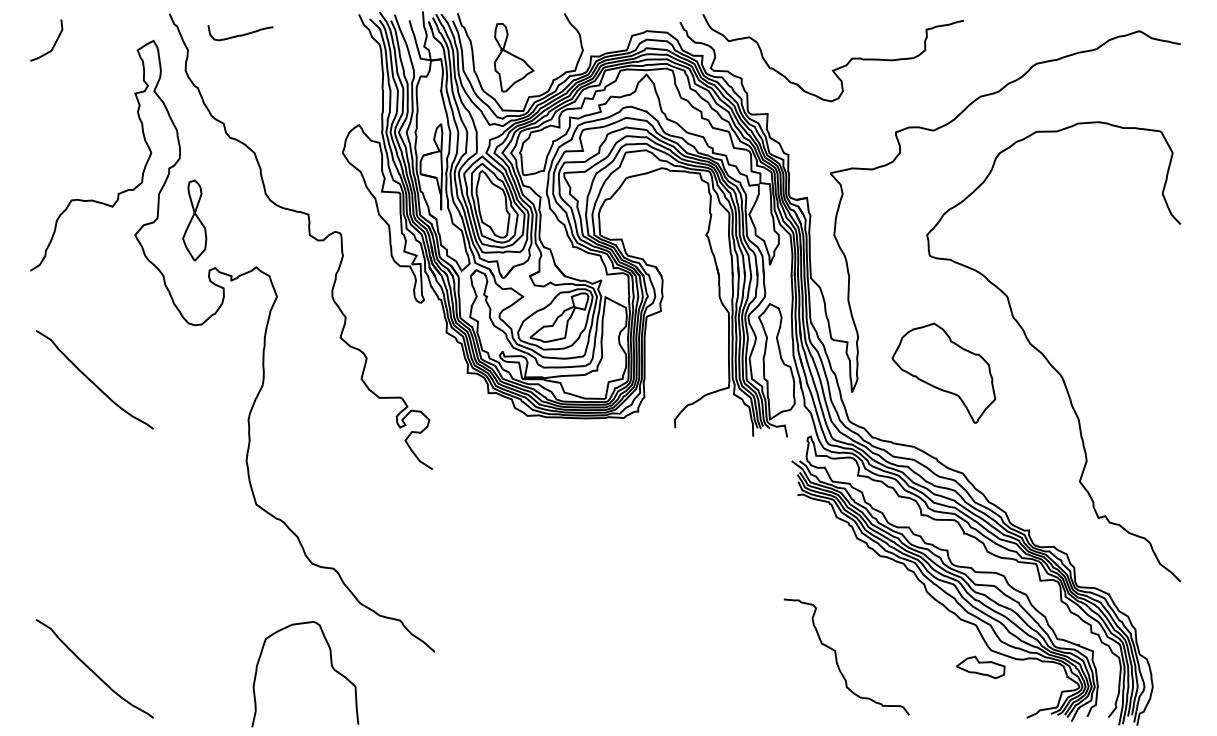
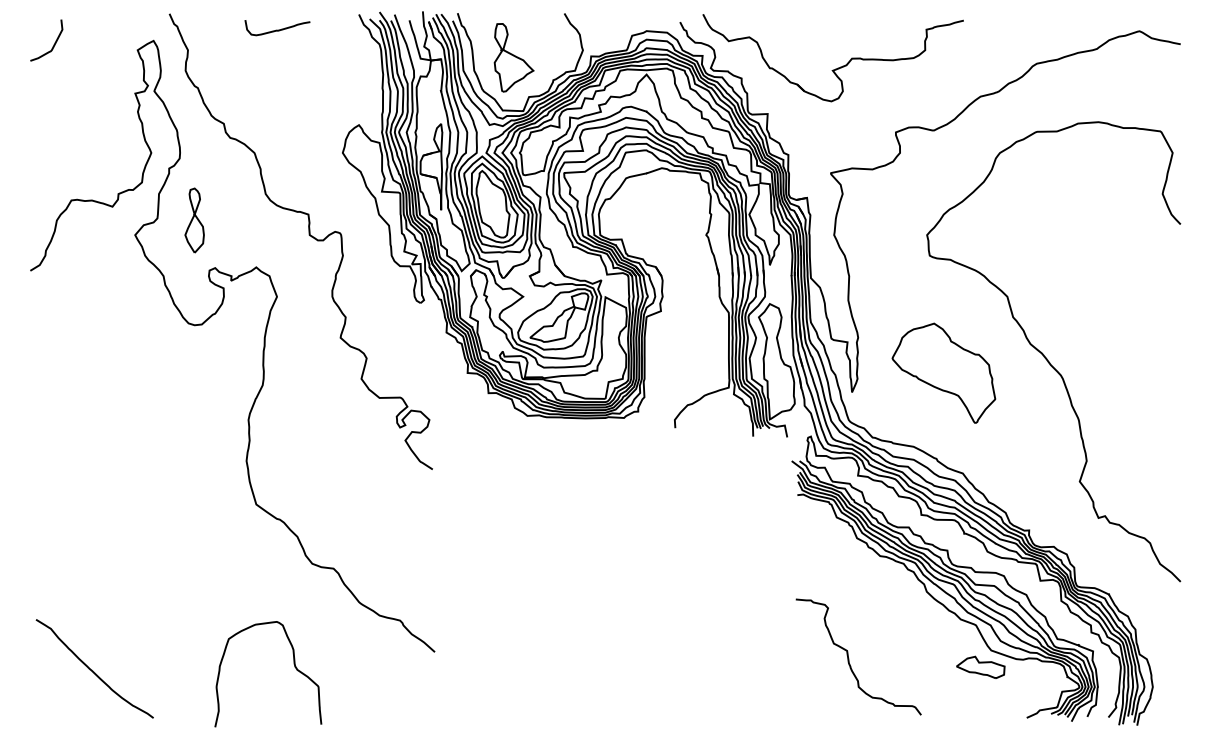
curve position: (240, 34) -> (277, 29) (277, 29)
part size: 26x83 px -> 21x67 px (194, 220)
curve: present -> none (93, 381)
curve position: (837, 658) -> (849, 658) (849, 658)
curve position: (330, 664) -> (293, 664) (293, 664)
